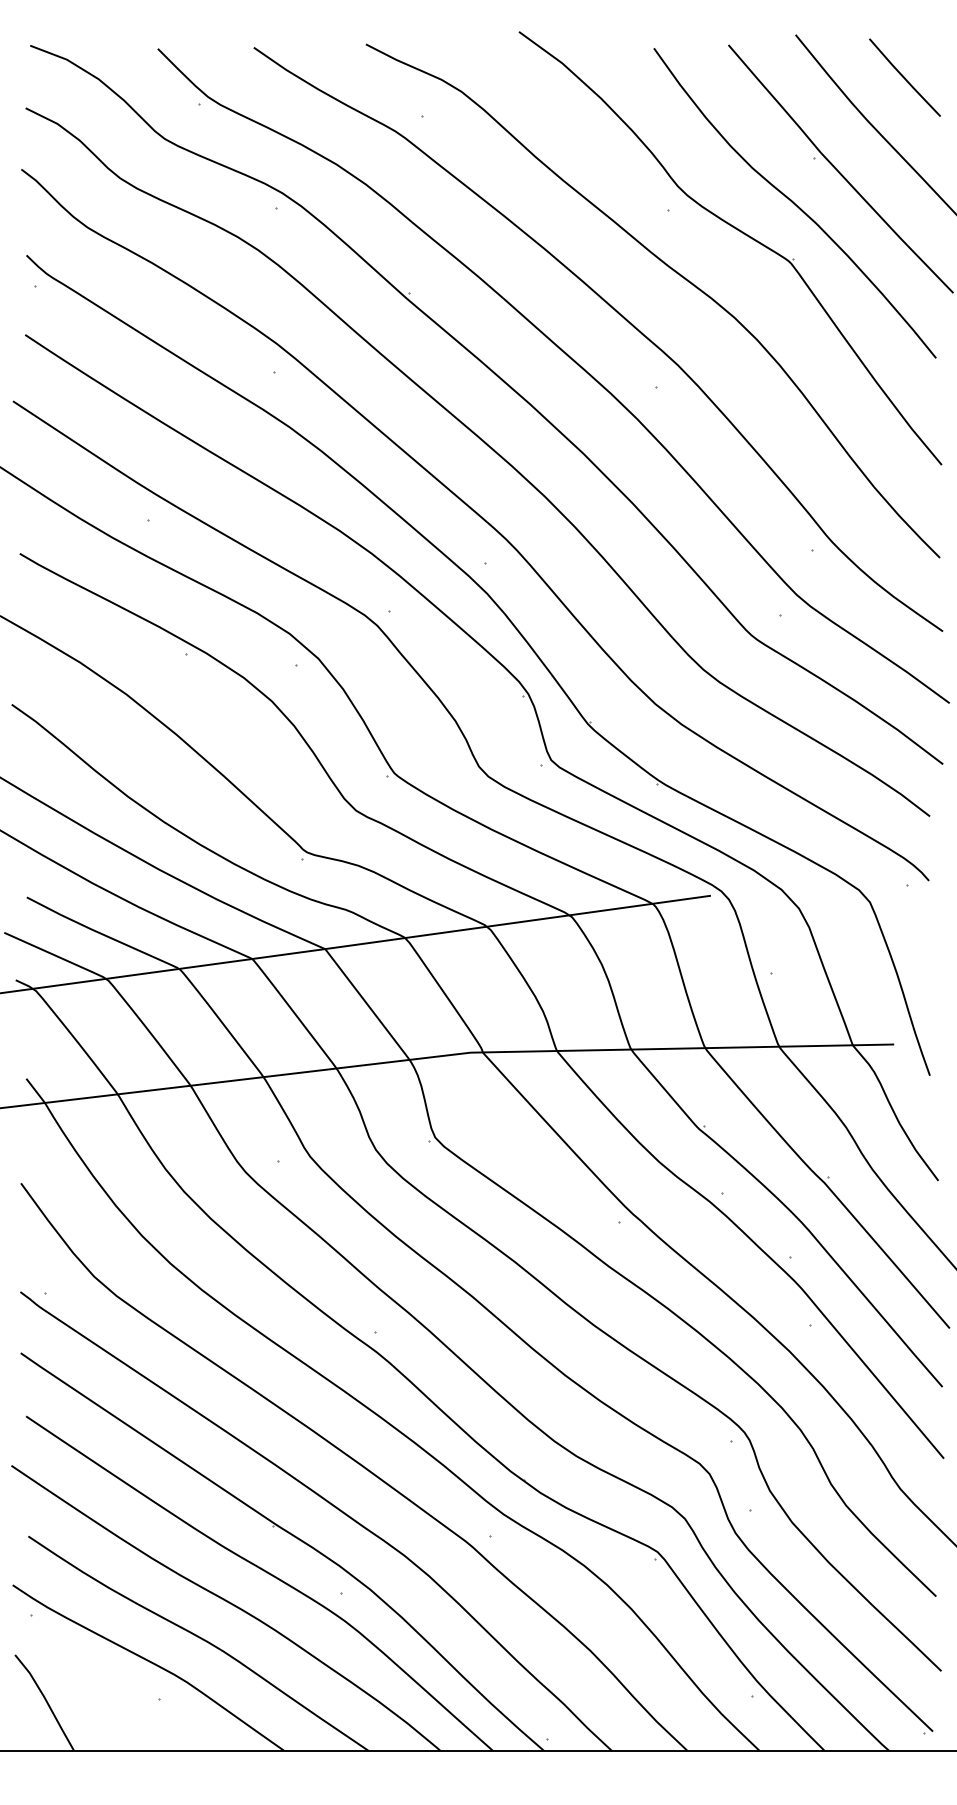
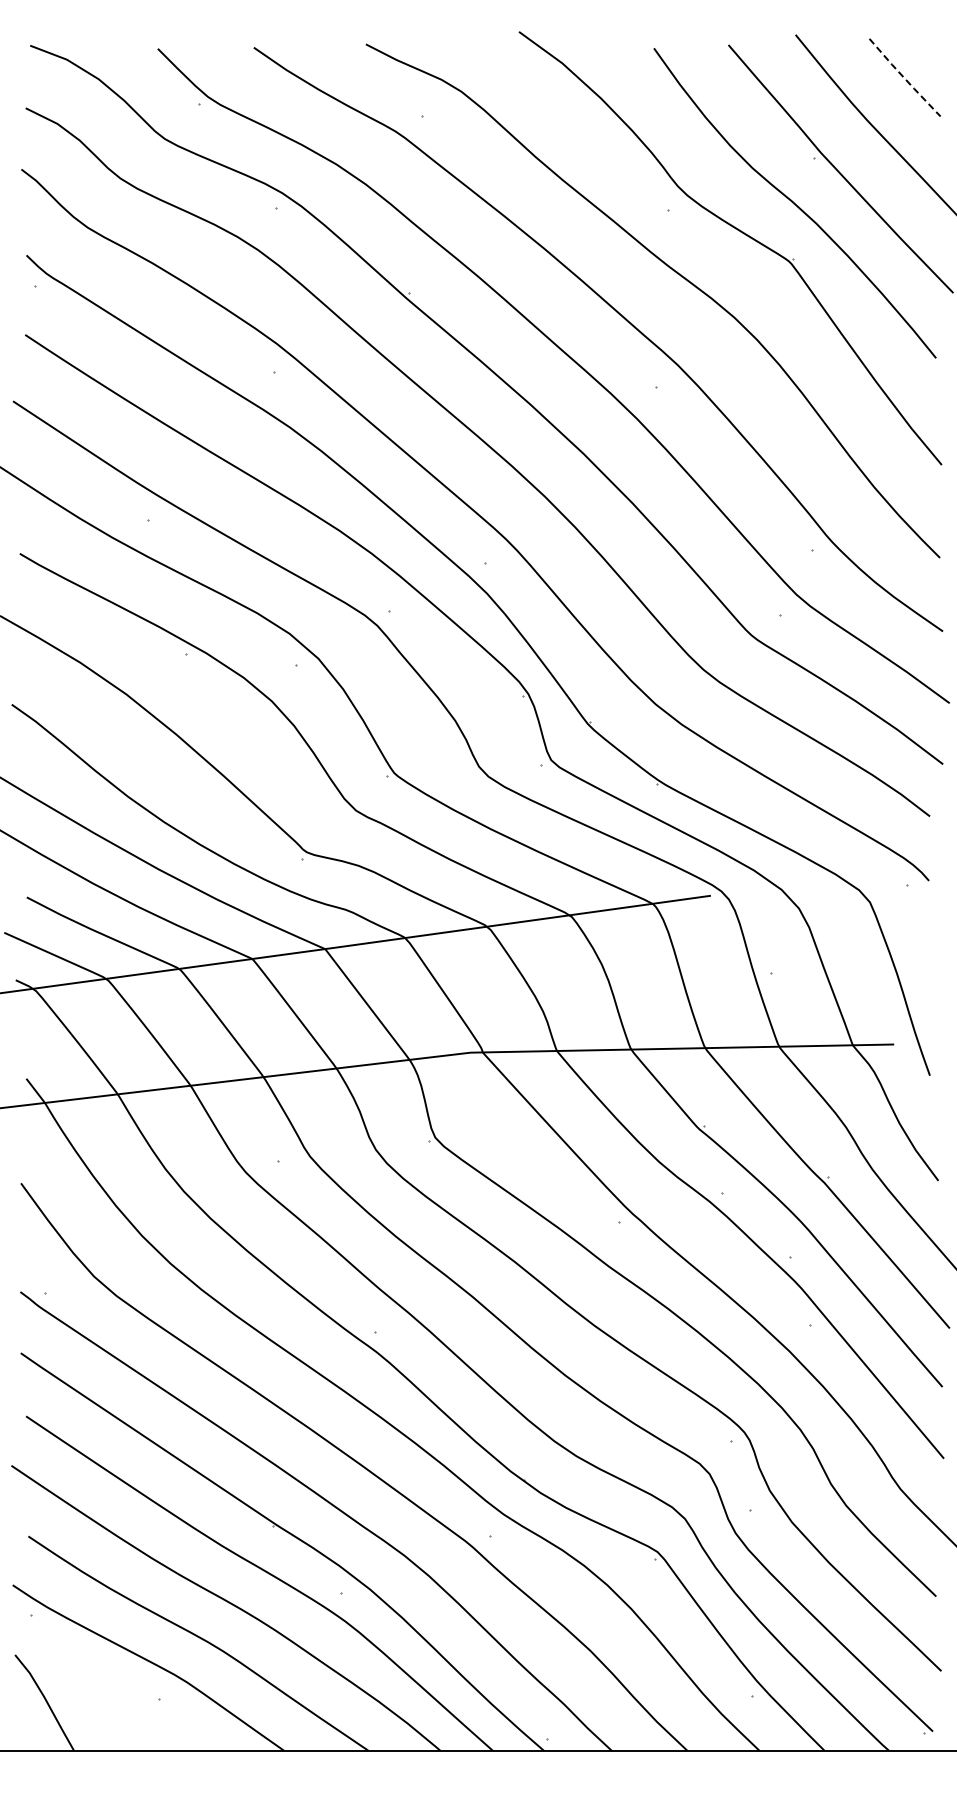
line: solid -> dashed (904, 78)
